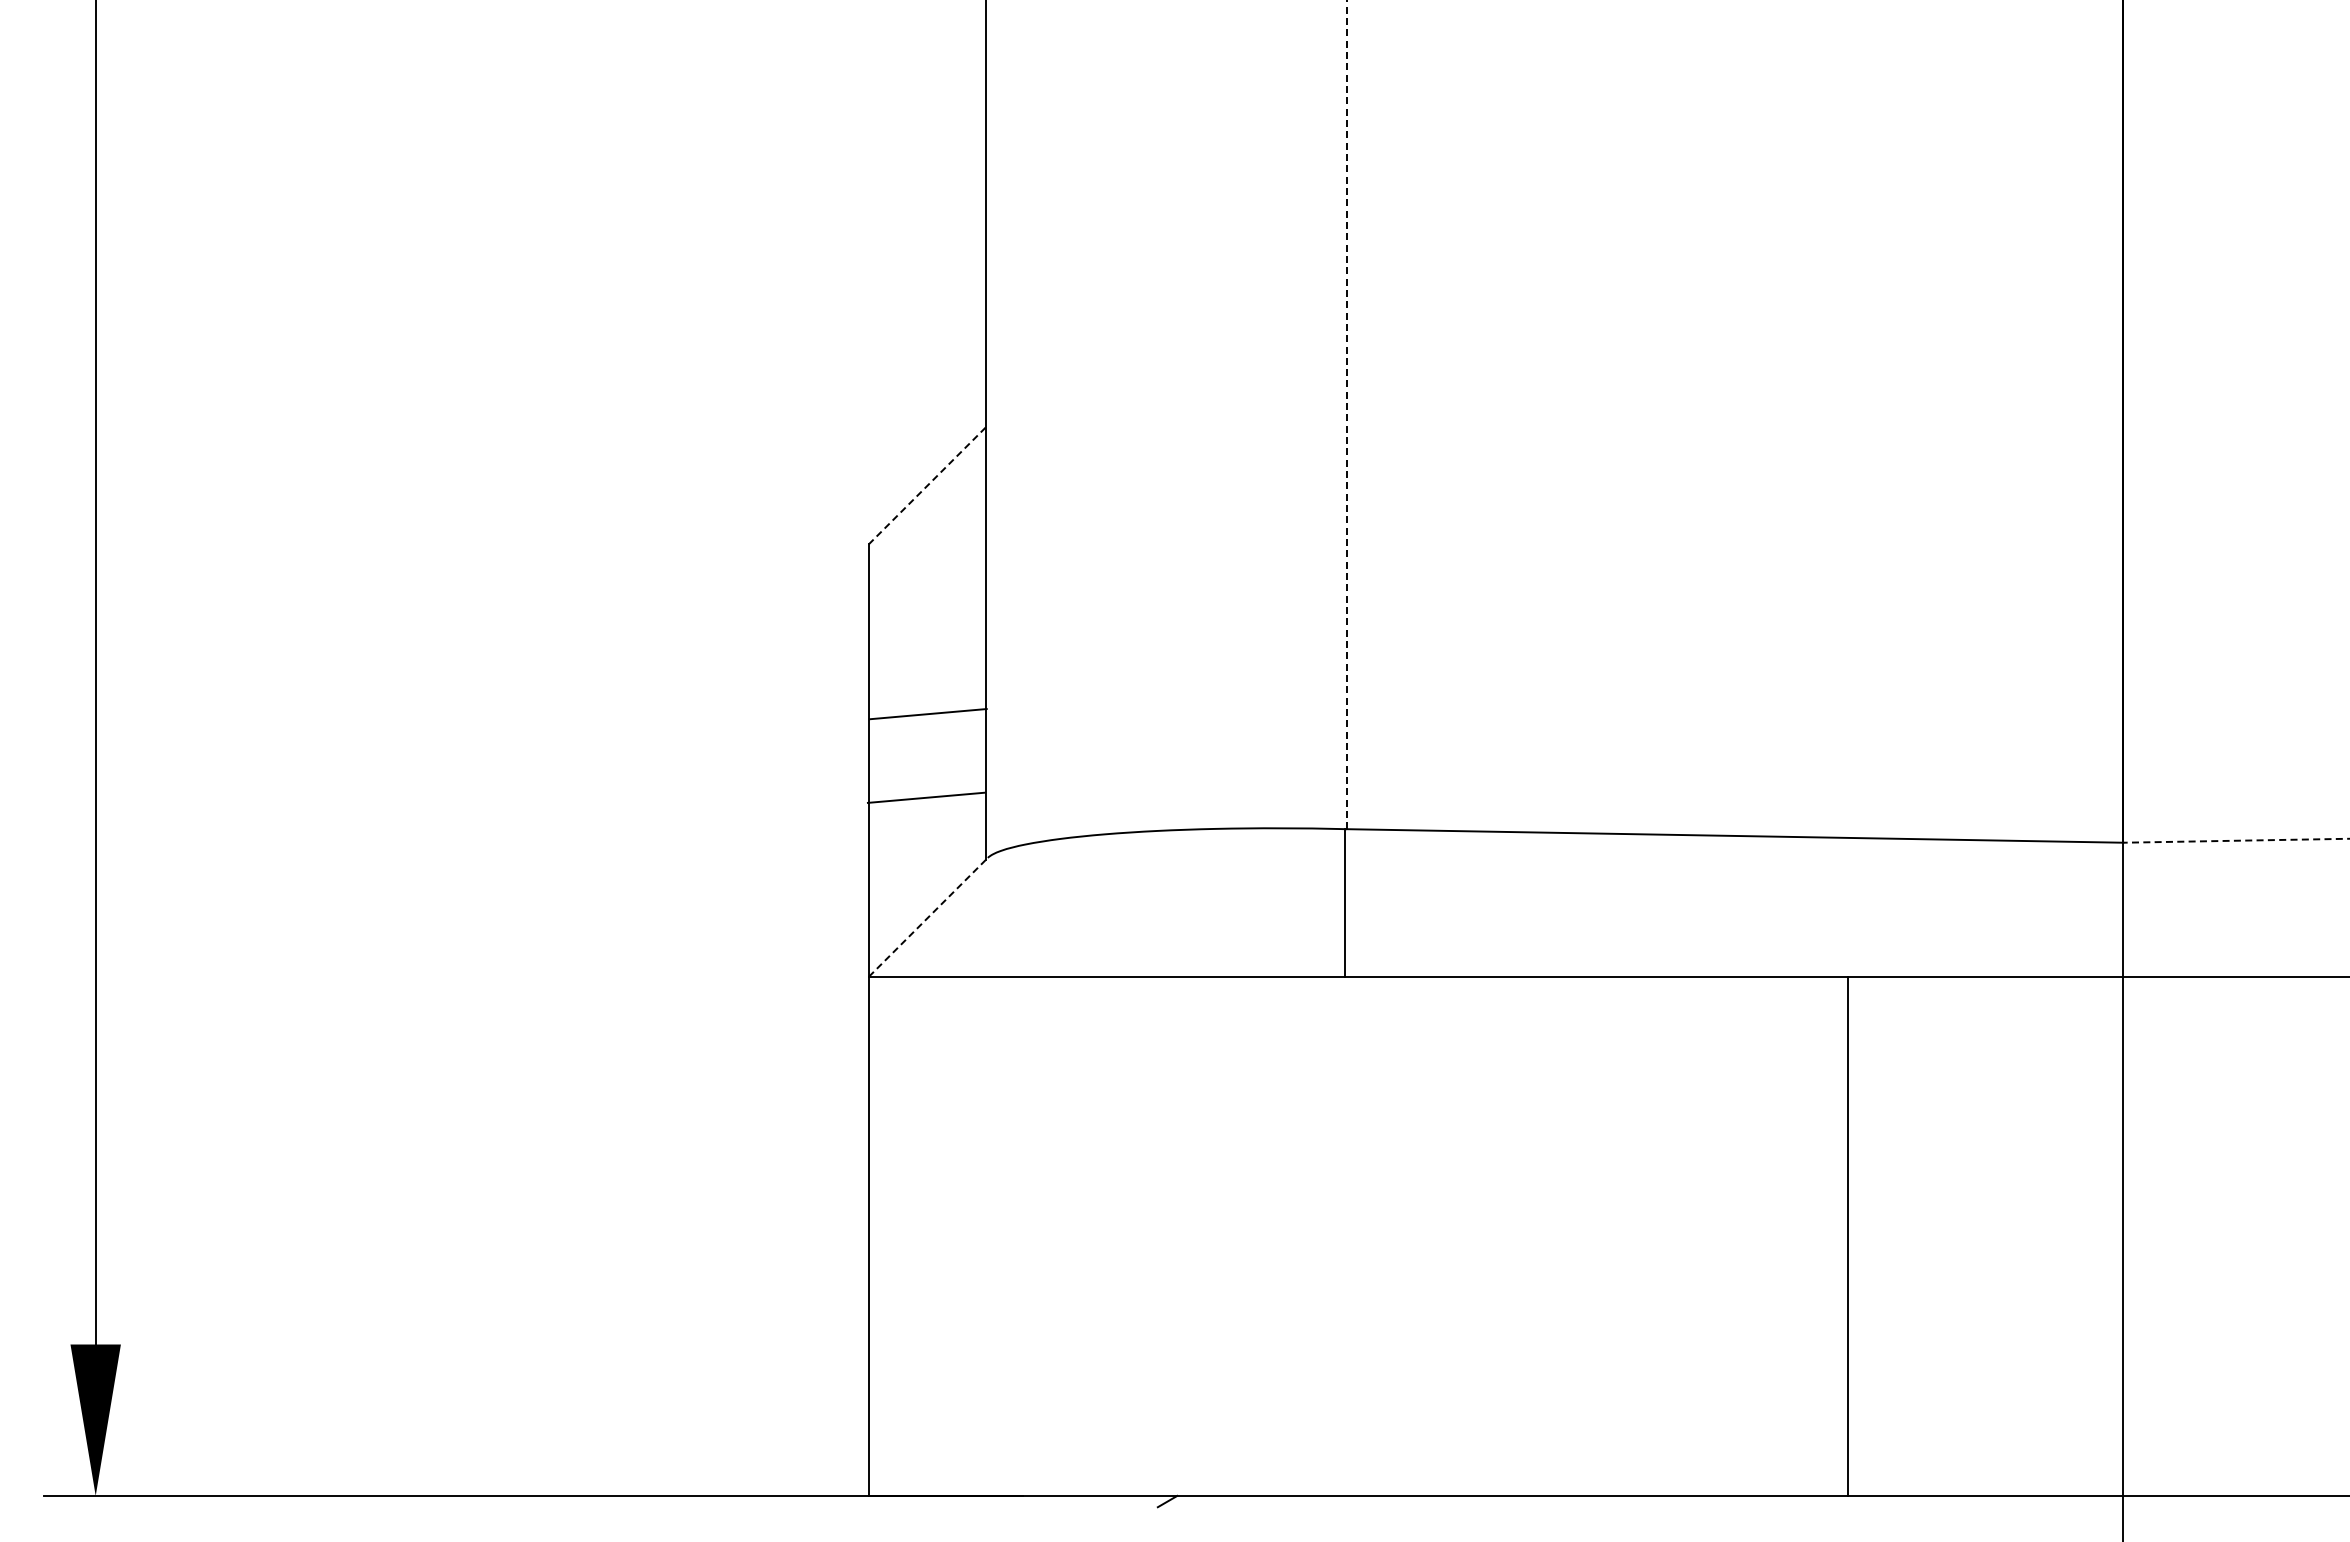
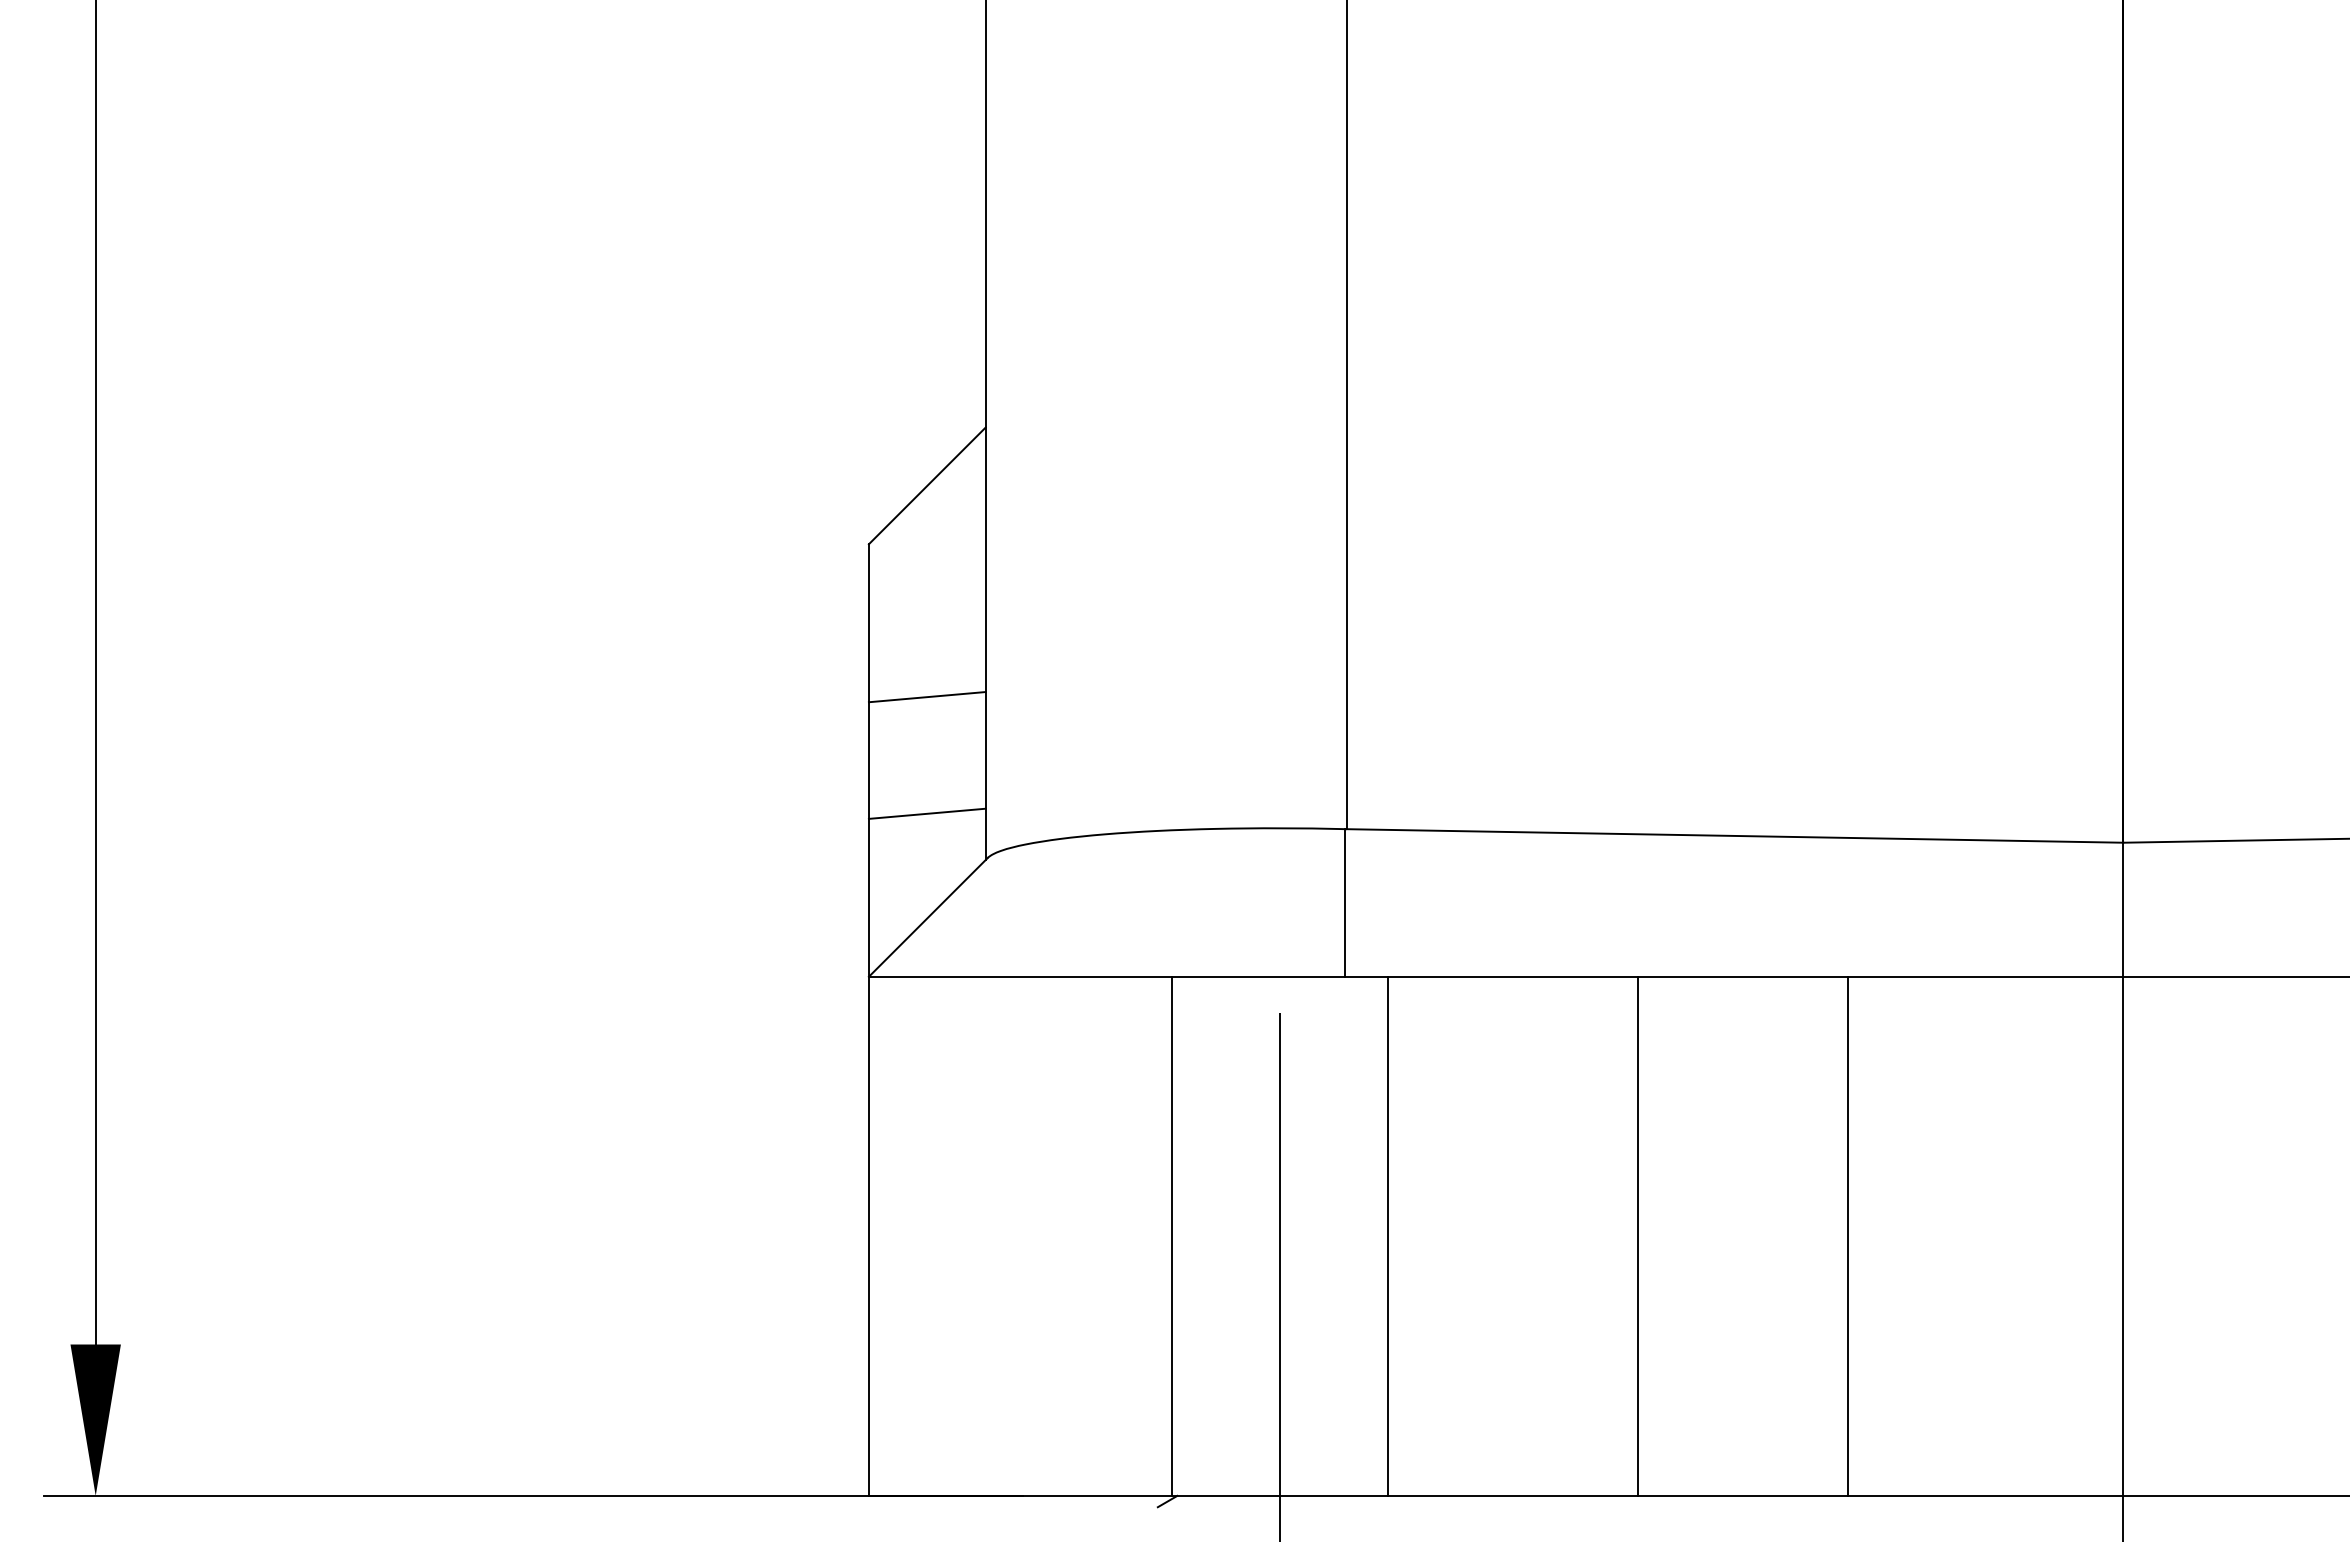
line: dashed -> solid (1346, 414)
line: dashed -> solid (927, 485)
line position: (927, 714) -> (926, 697) (926, 697)
line position: (925, 797) -> (926, 813) (926, 813)
line: dashed -> solid (2236, 840)
line: dashed -> solid (928, 917)
line: none -> present (1171, 1235)
line: none -> present (1388, 1235)
line: none -> present (1637, 1235)
line: none -> present (1279, 1275)
